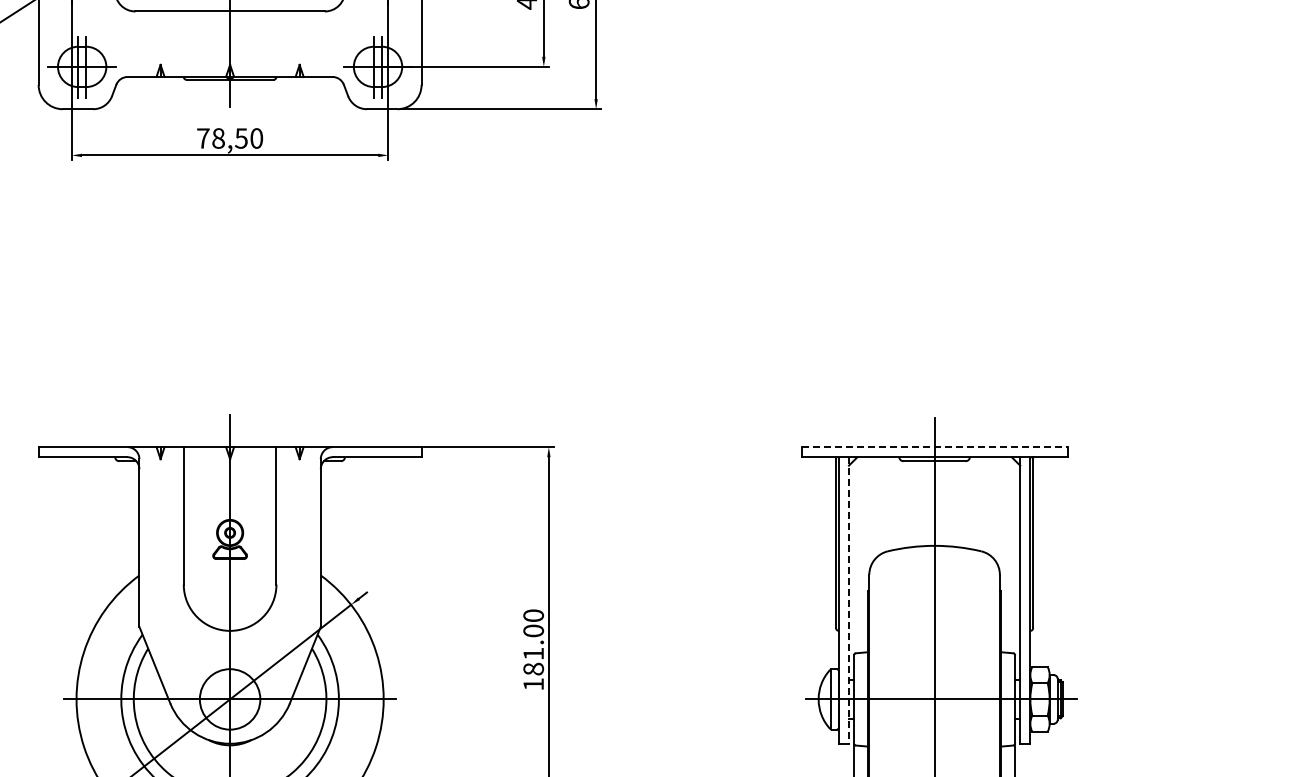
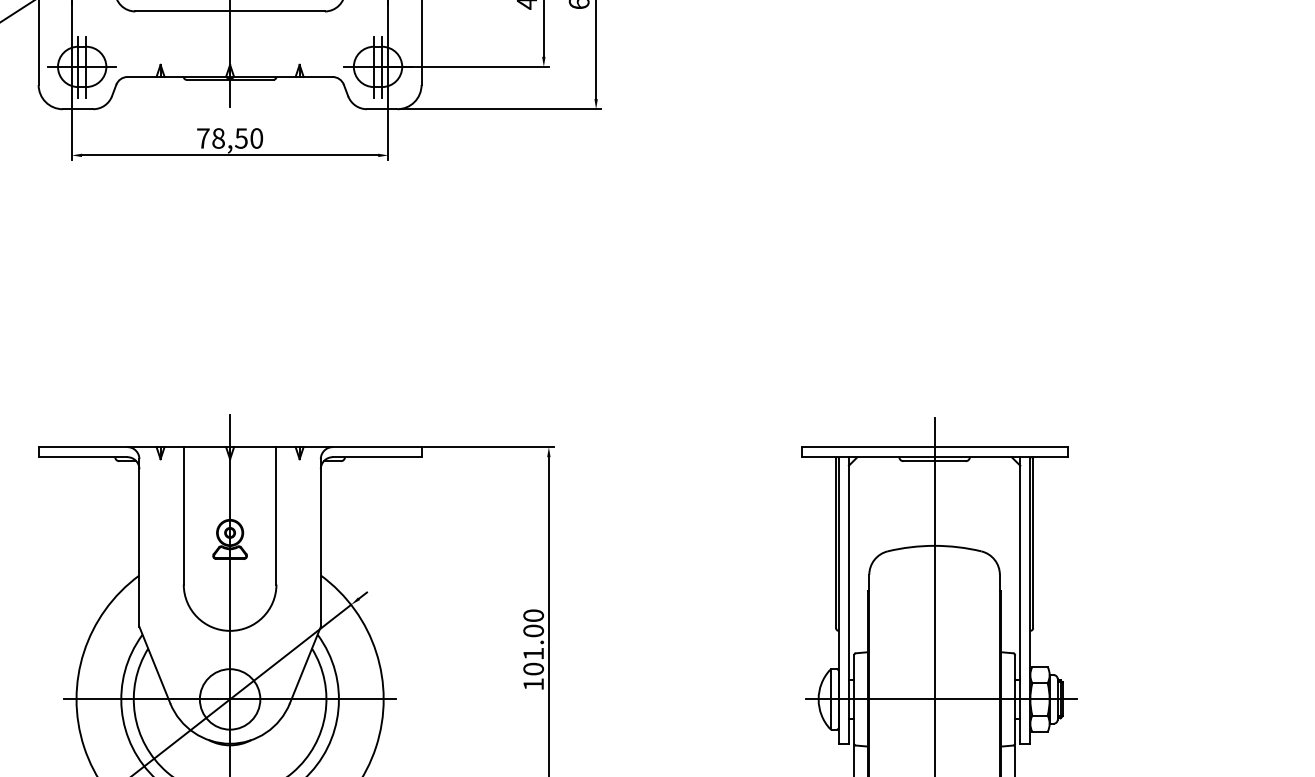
line: dashed -> solid (935, 447)
line: dashed -> solid (848, 600)
text: 181.00 -> 101.00 (533, 668)
